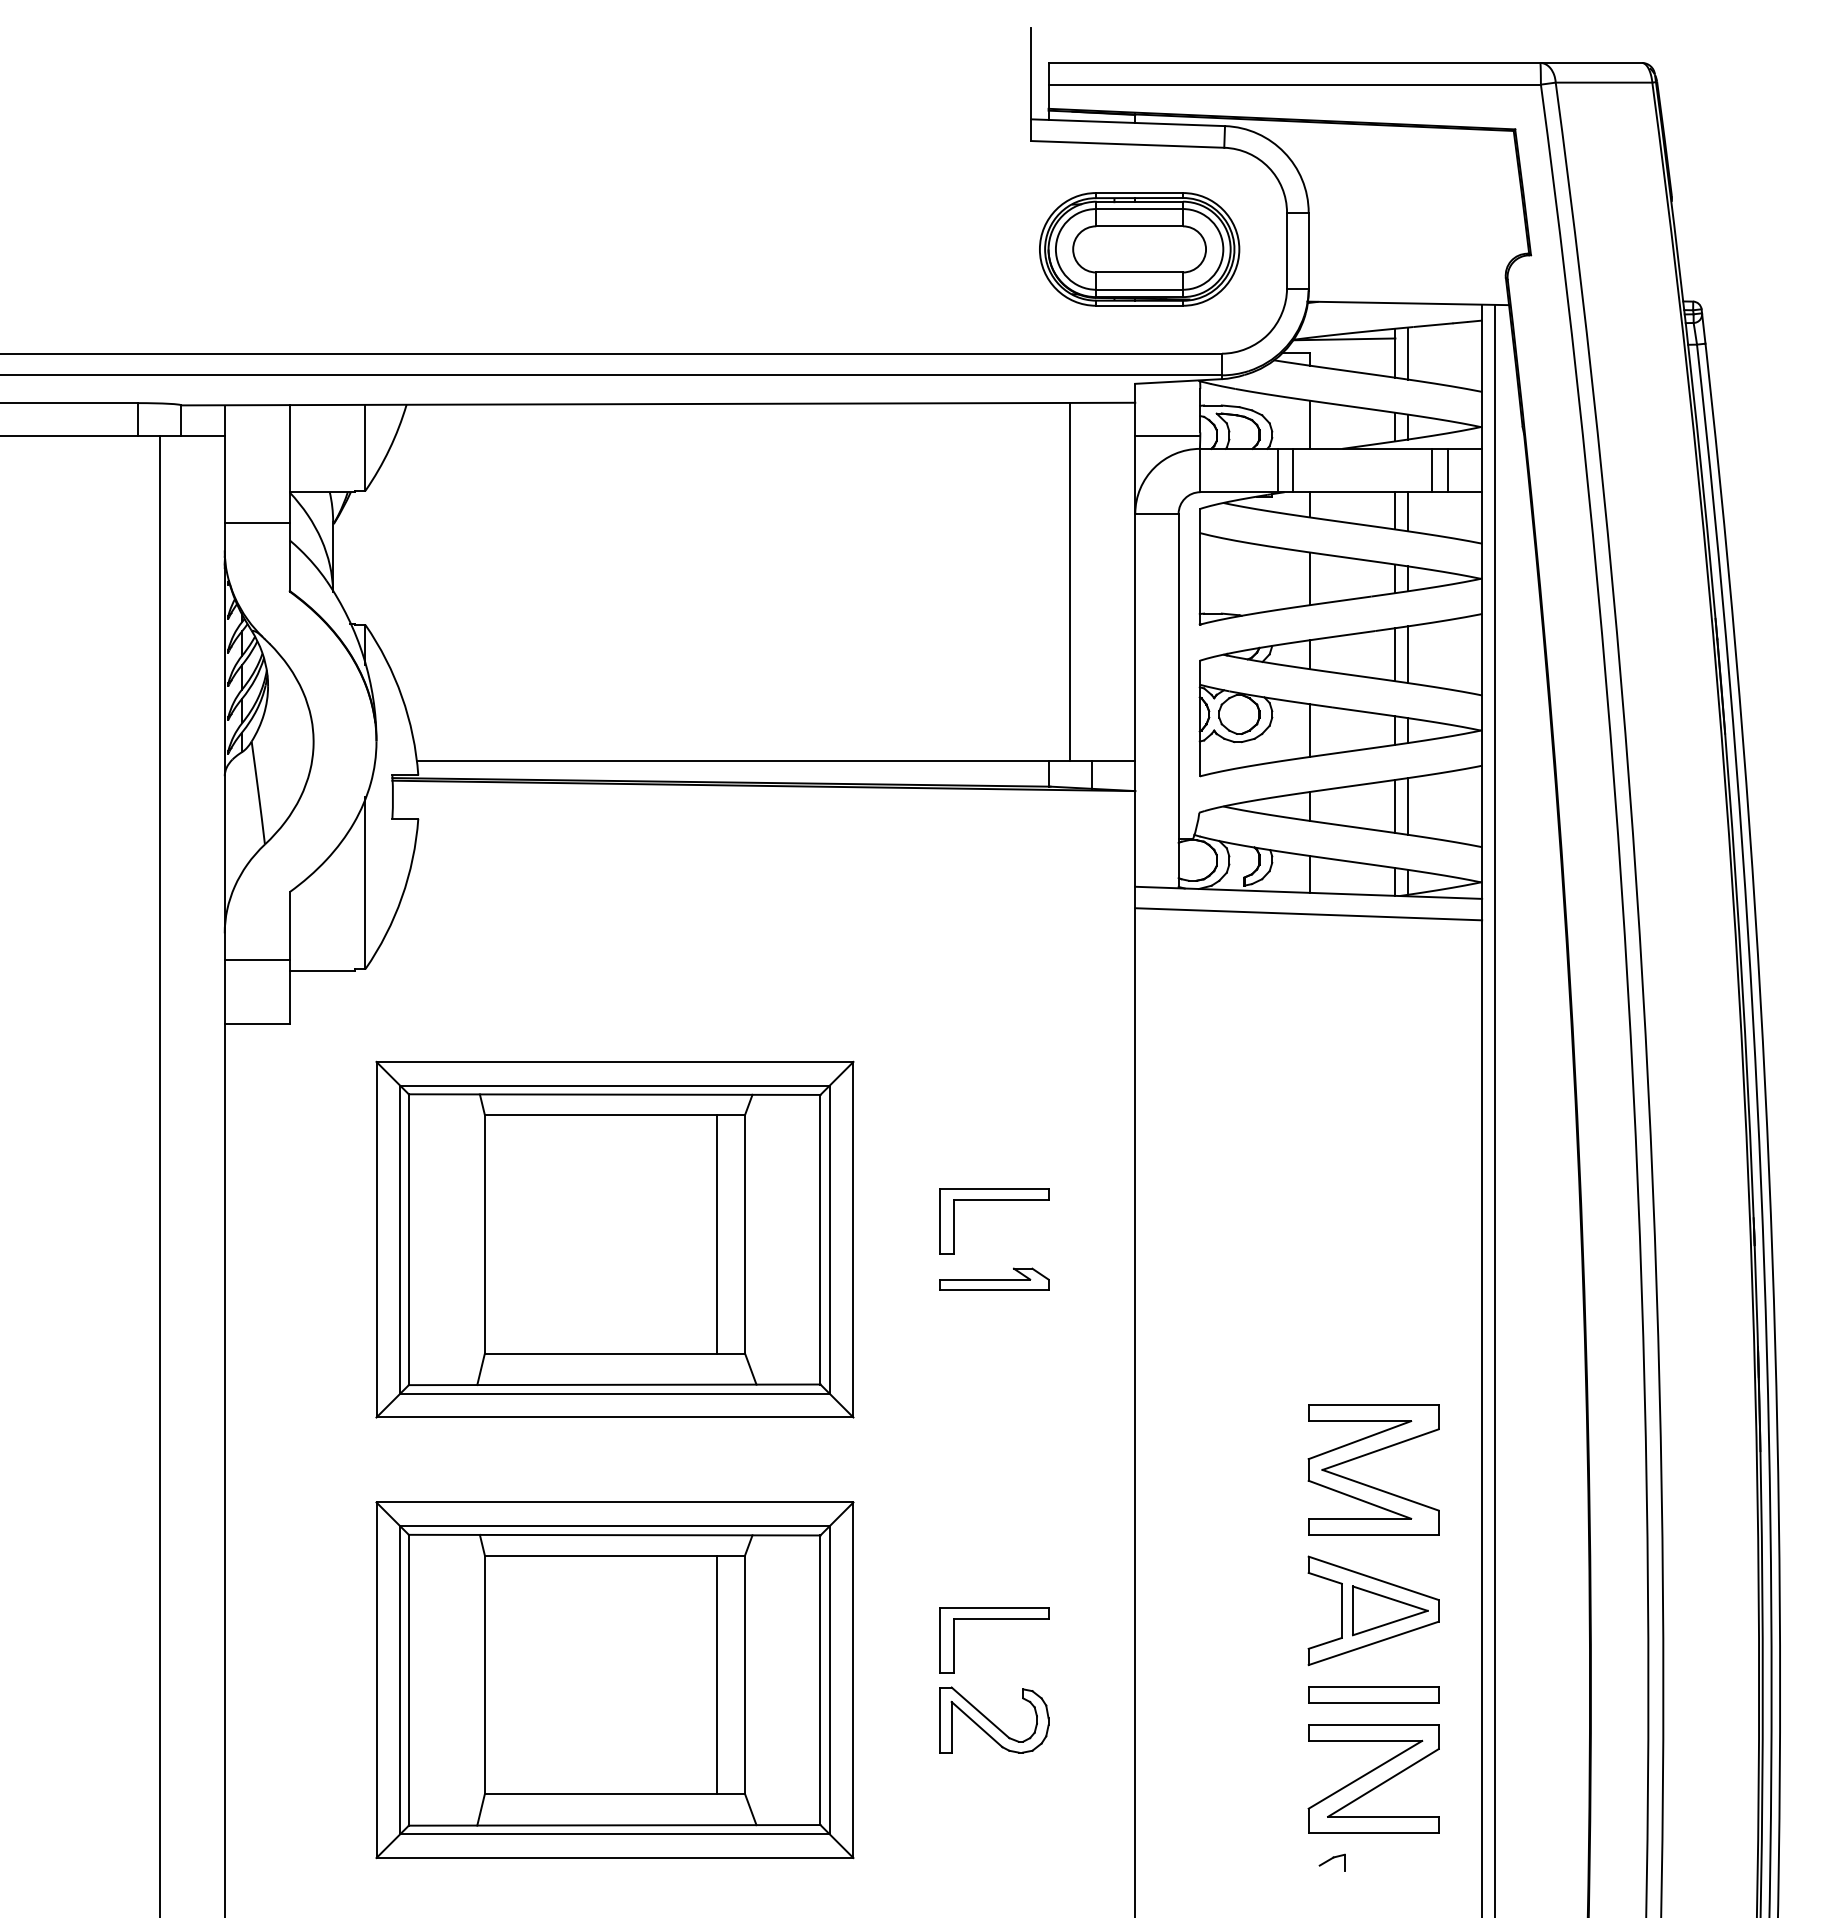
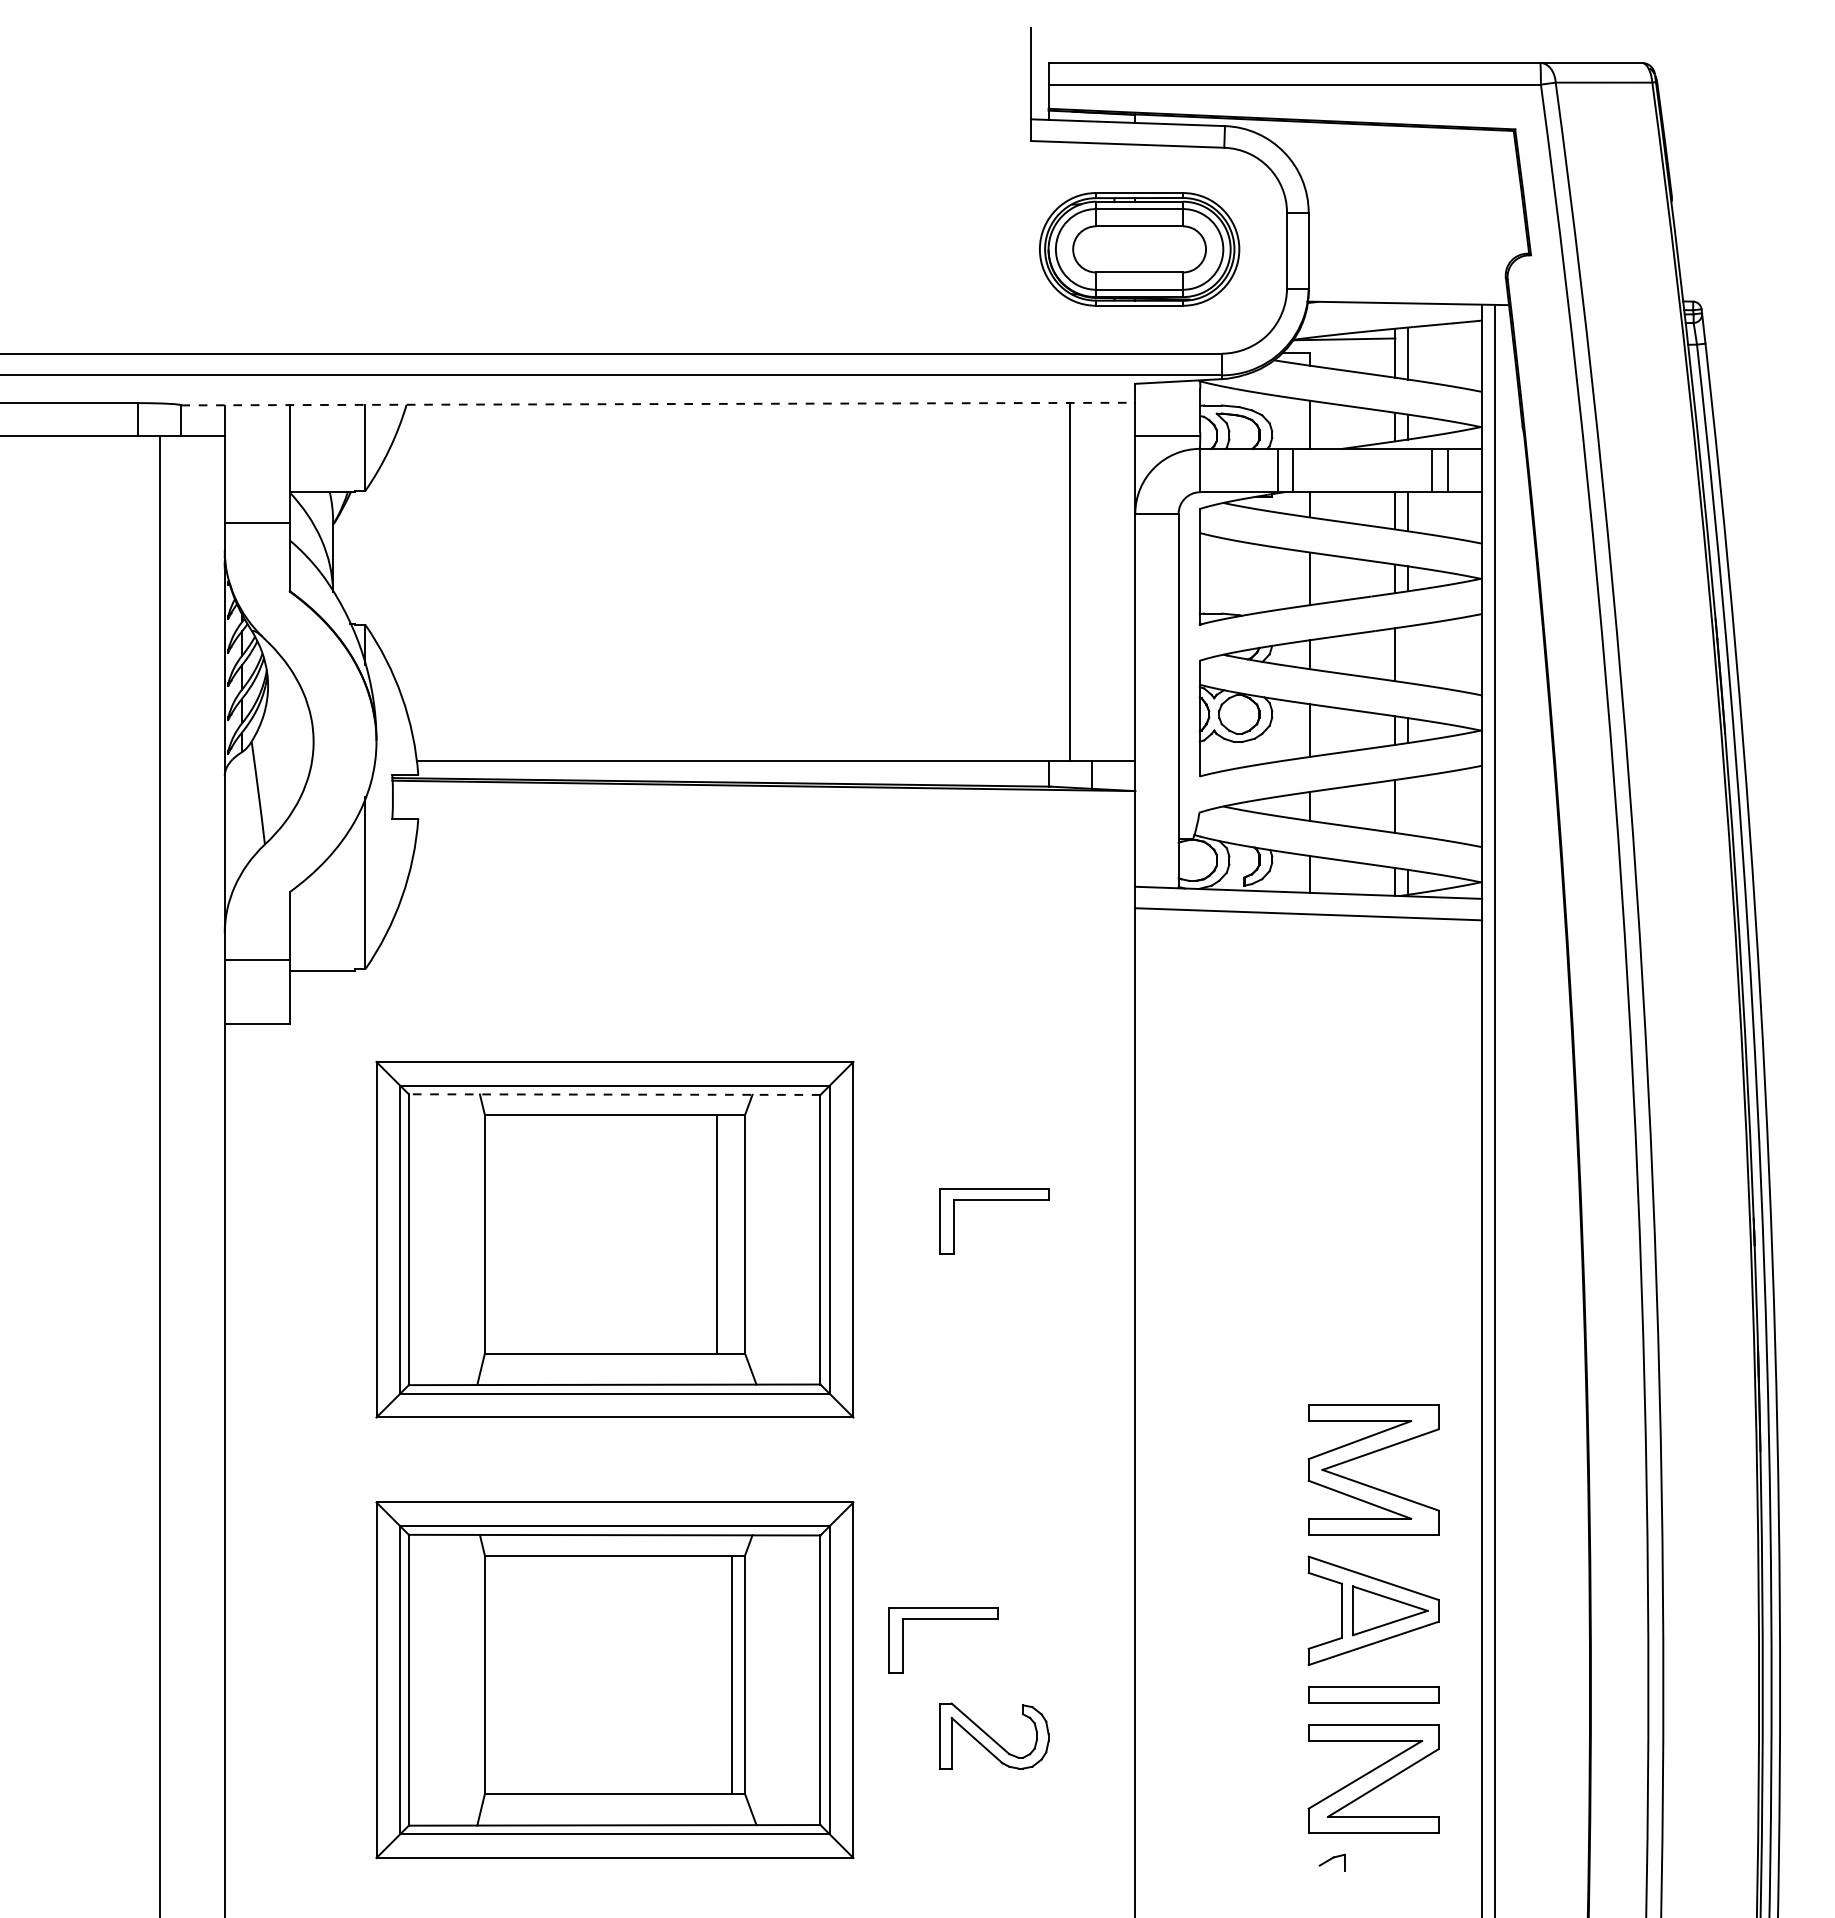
line: solid -> dashed (658, 404)
line: present -> none (1408, 654)
line: present -> none (1408, 806)
line: solid -> dashed (614, 1094)
part: present -> none (994, 1278)
part position: (994, 1619) -> (943, 1619) (943, 1619)
line position: (716, 1674) -> (731, 1674) (731, 1674)
part position: (994, 1719) -> (994, 1735) (994, 1735)
